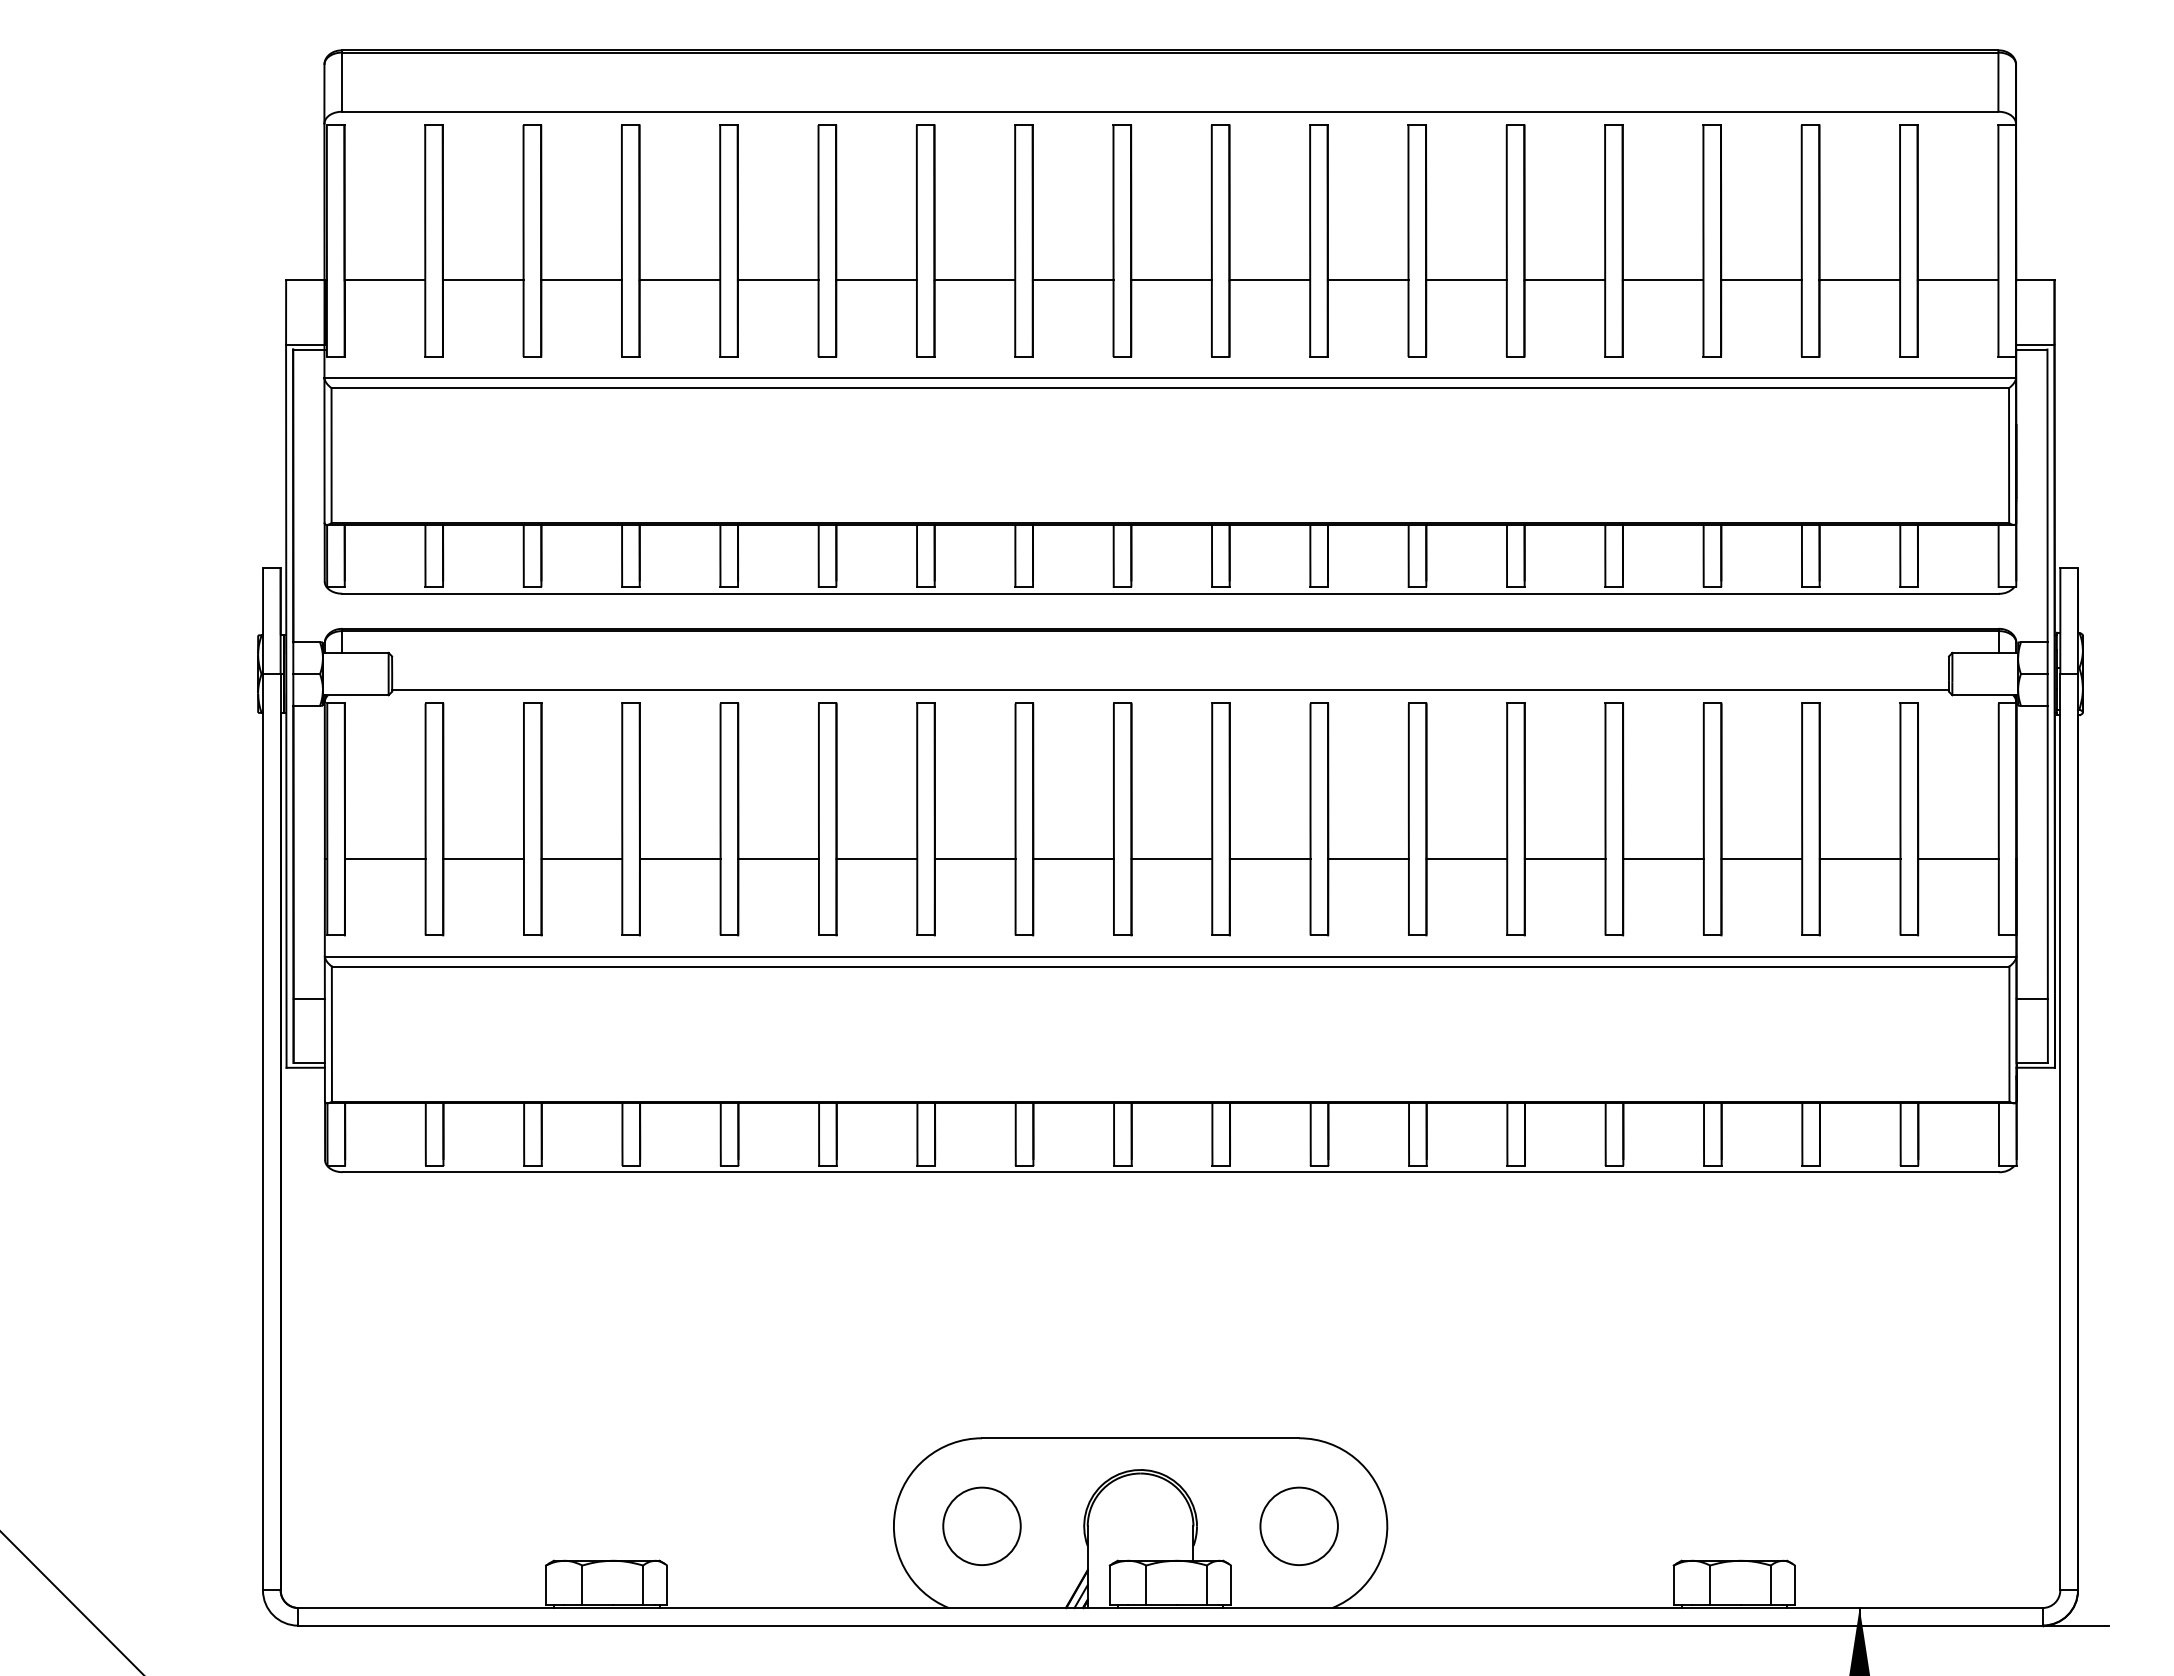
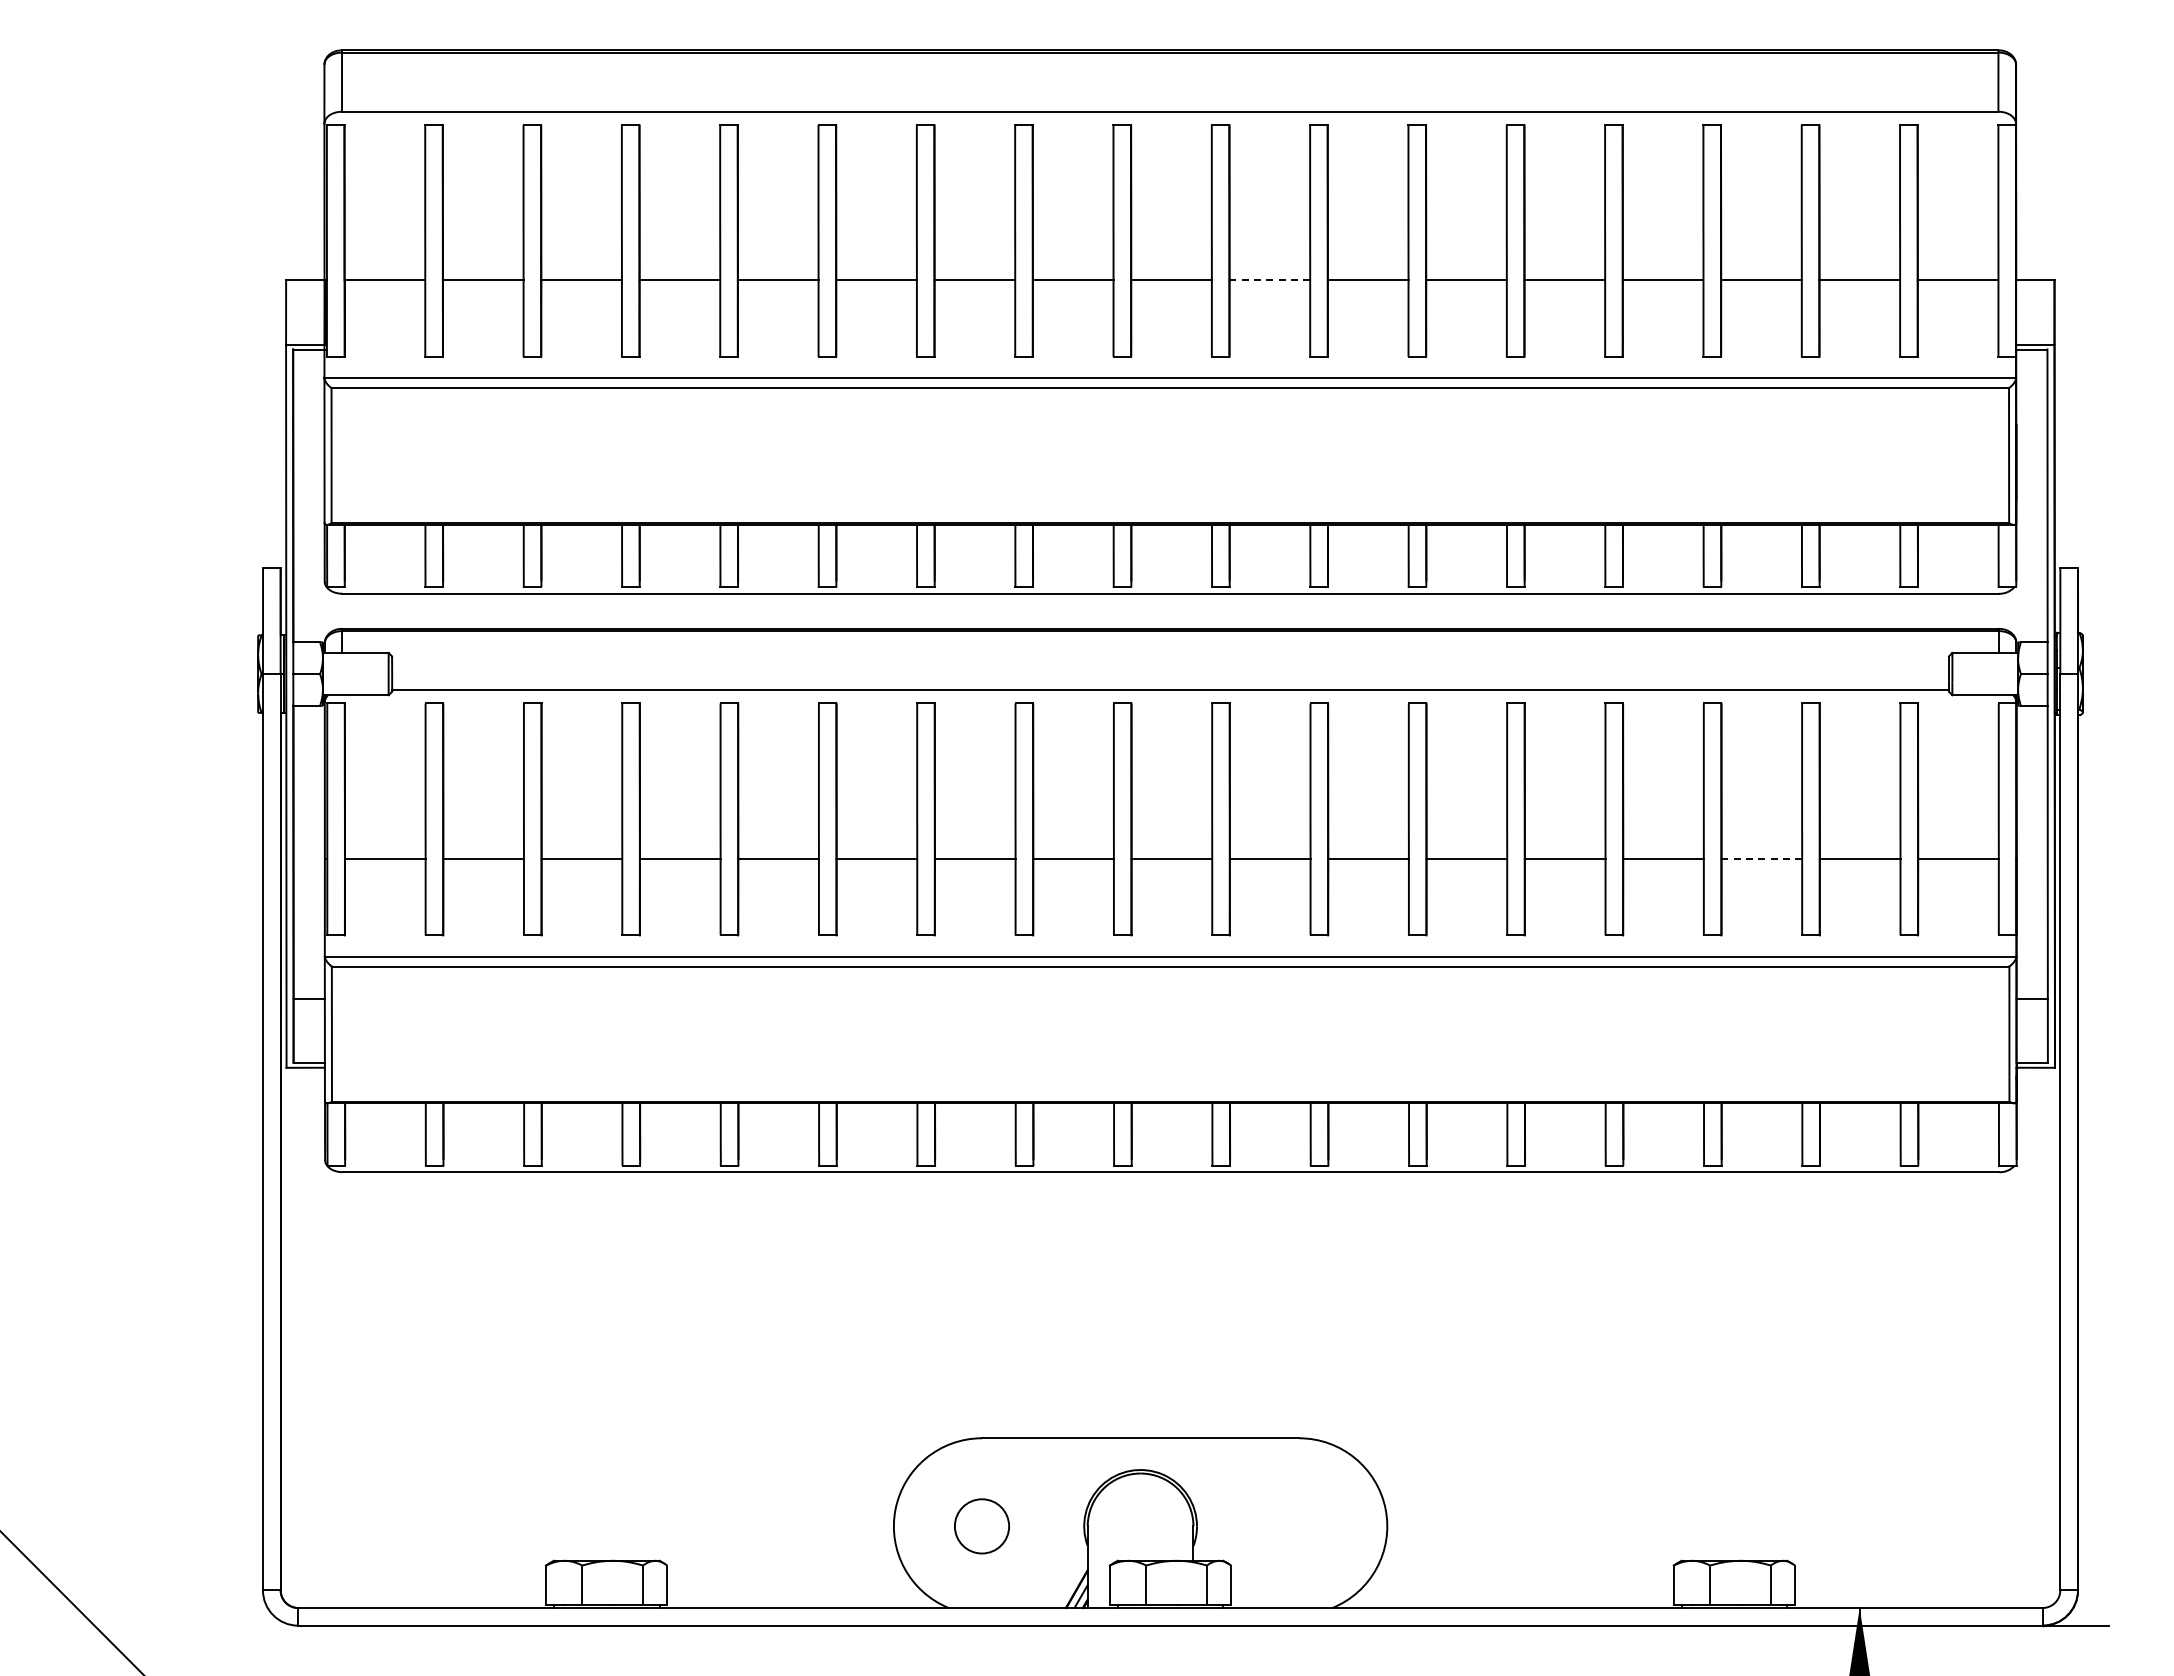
line: solid -> dashed (1269, 280)
line: solid -> dashed (1761, 858)
circle: present -> none (1298, 1525)
circle diameter: 77 px -> 54 px (981, 1526)
